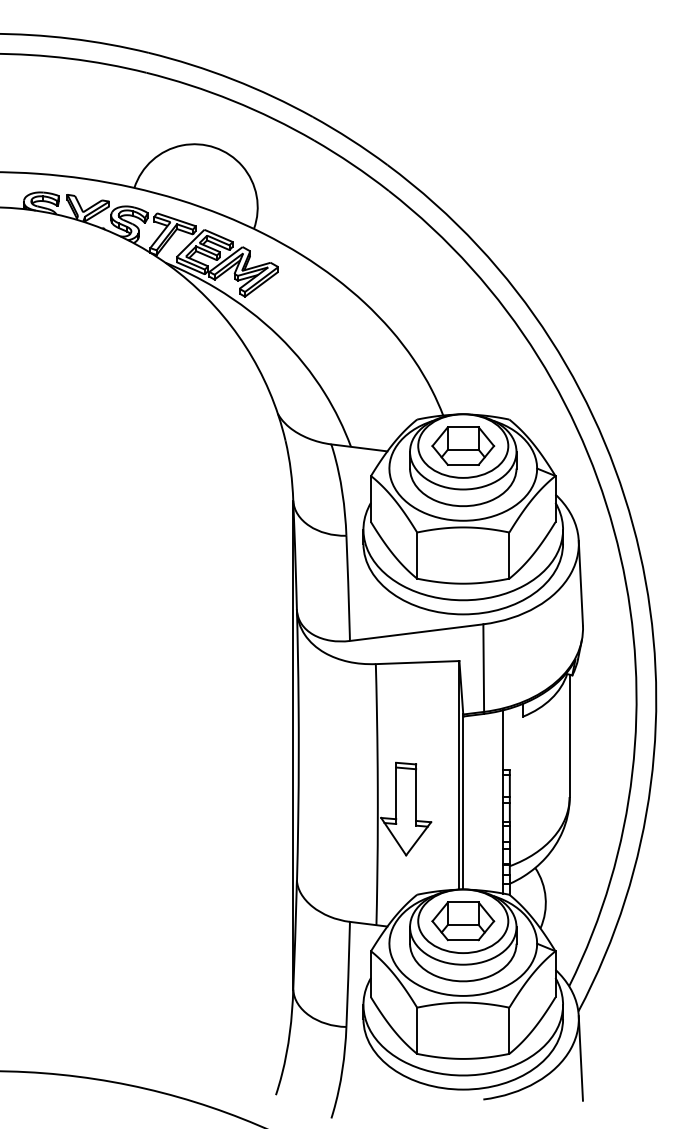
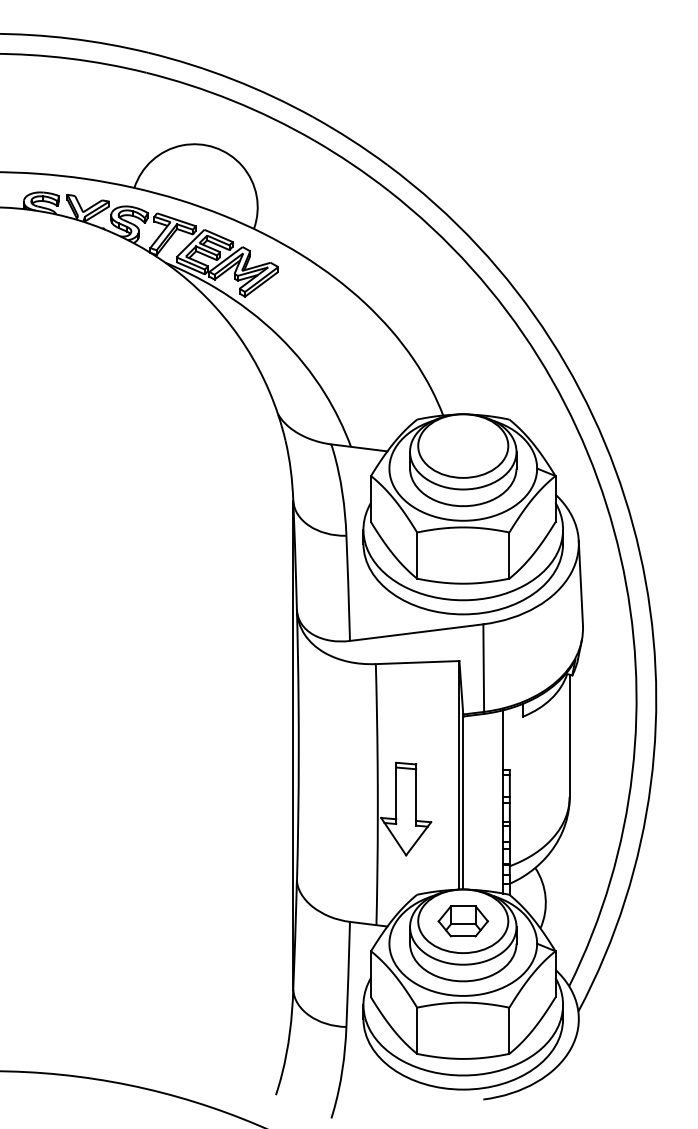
part: present -> none (463, 445)
part size: 65x41 px -> 53x33 px (463, 921)
line: present -> none (580, 1058)
